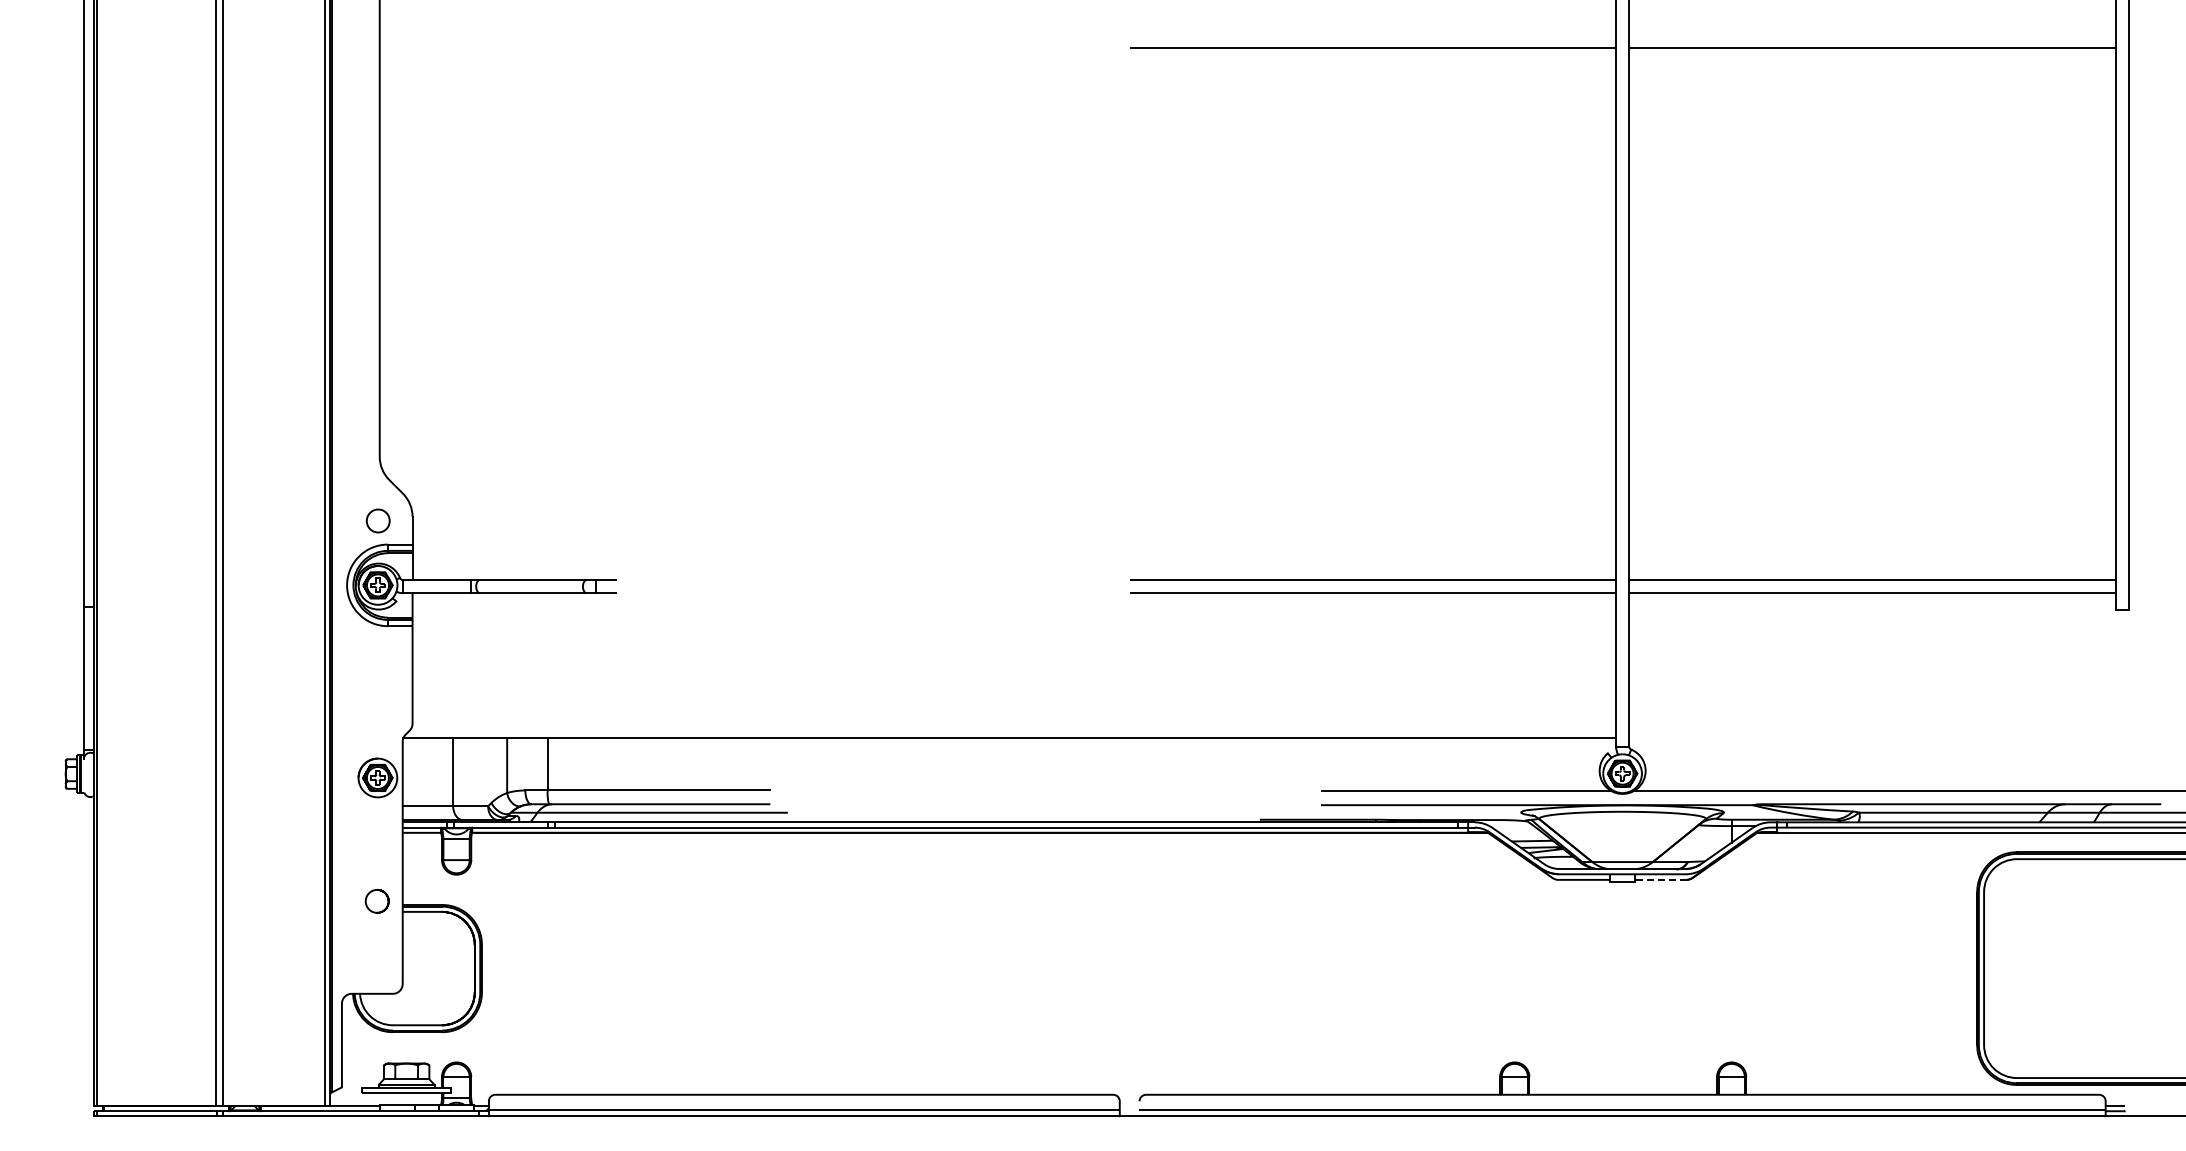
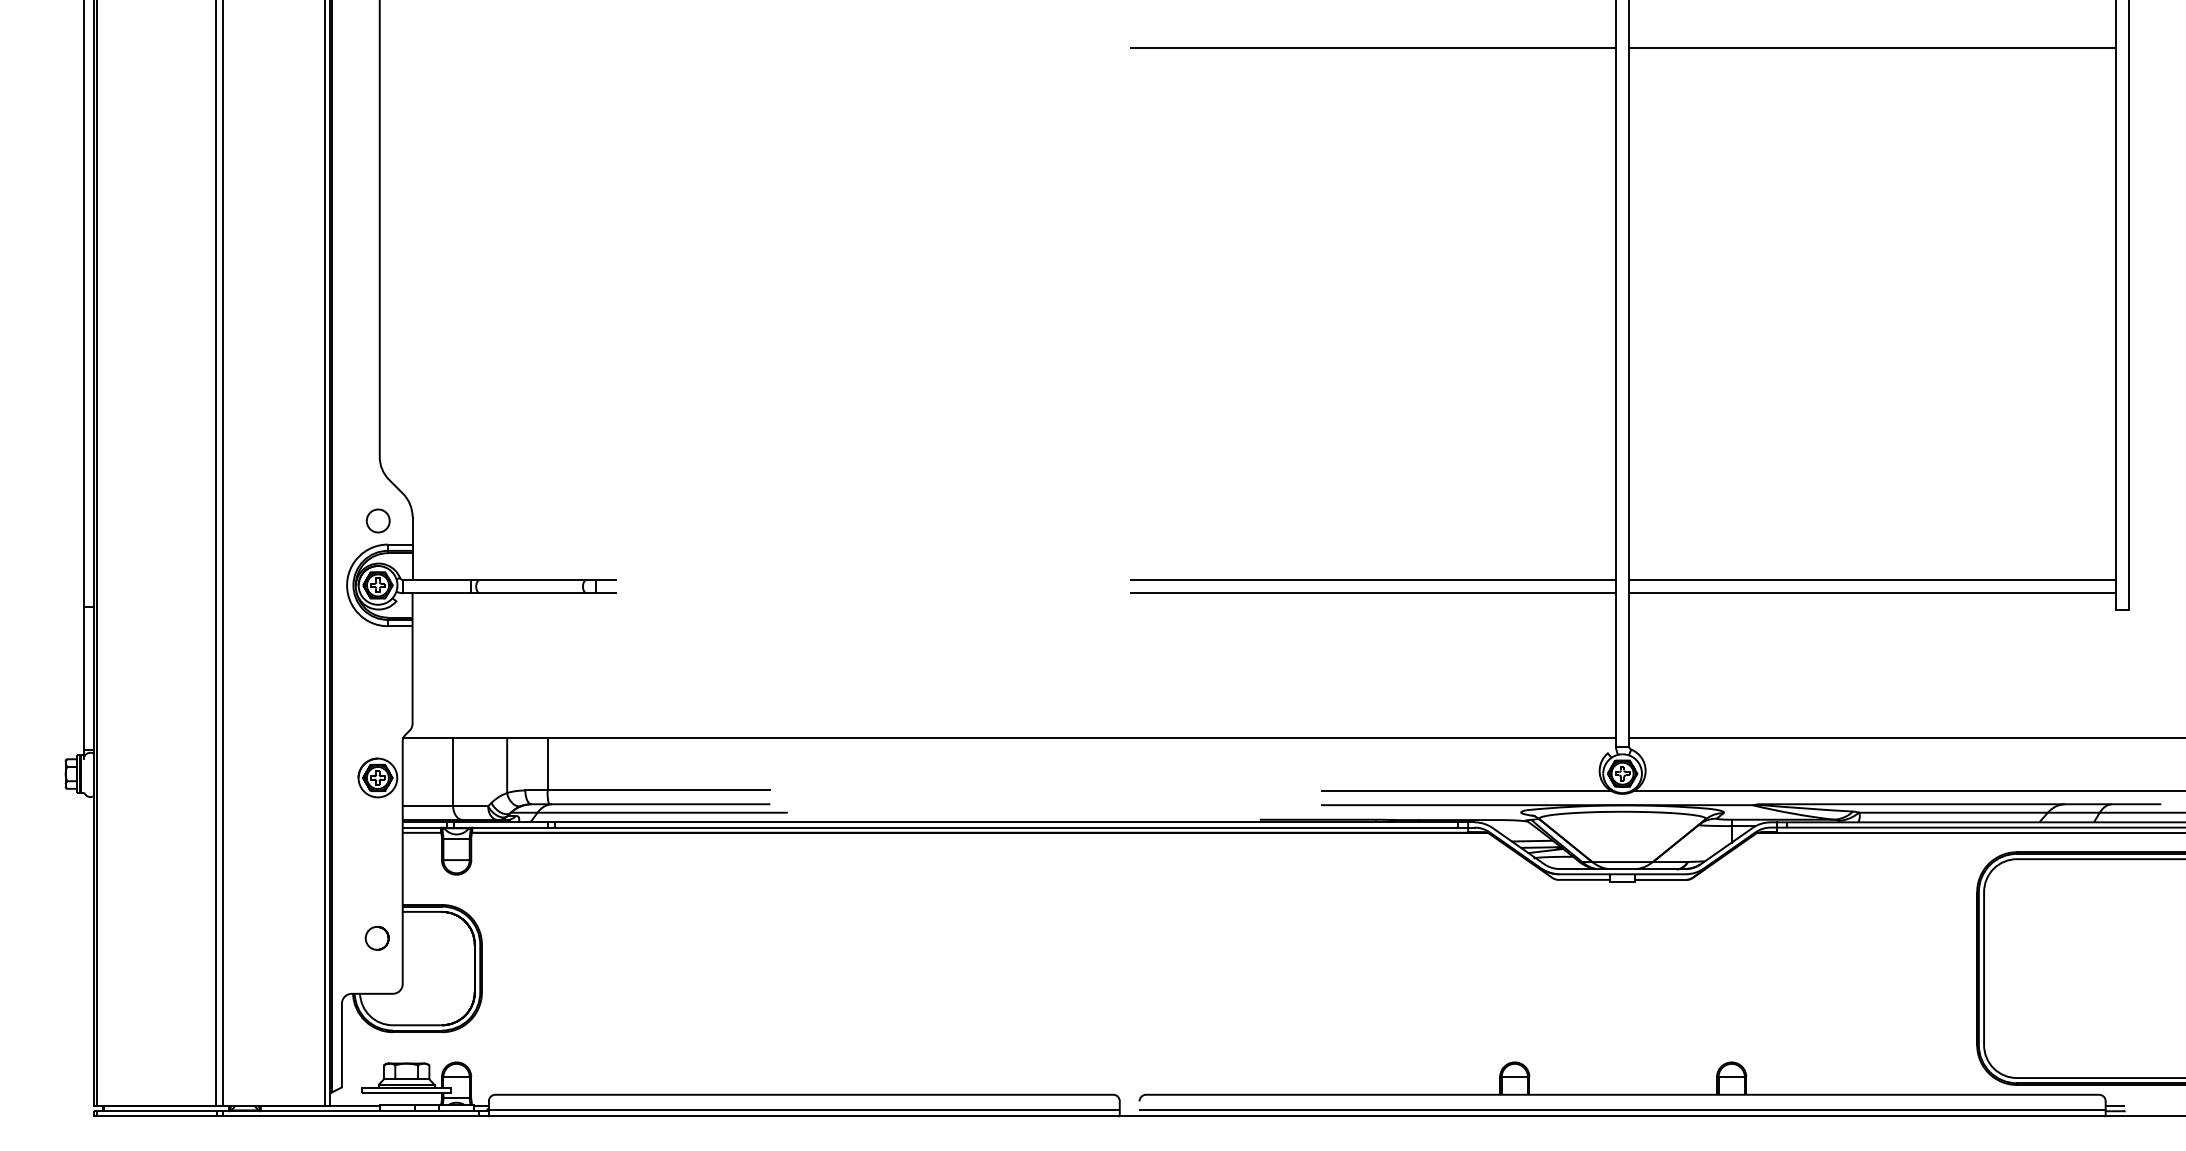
line: none -> present (1905, 737)
line: dashed -> solid (1661, 879)
curve position: (374, 891) -> (374, 928) (374, 928)
